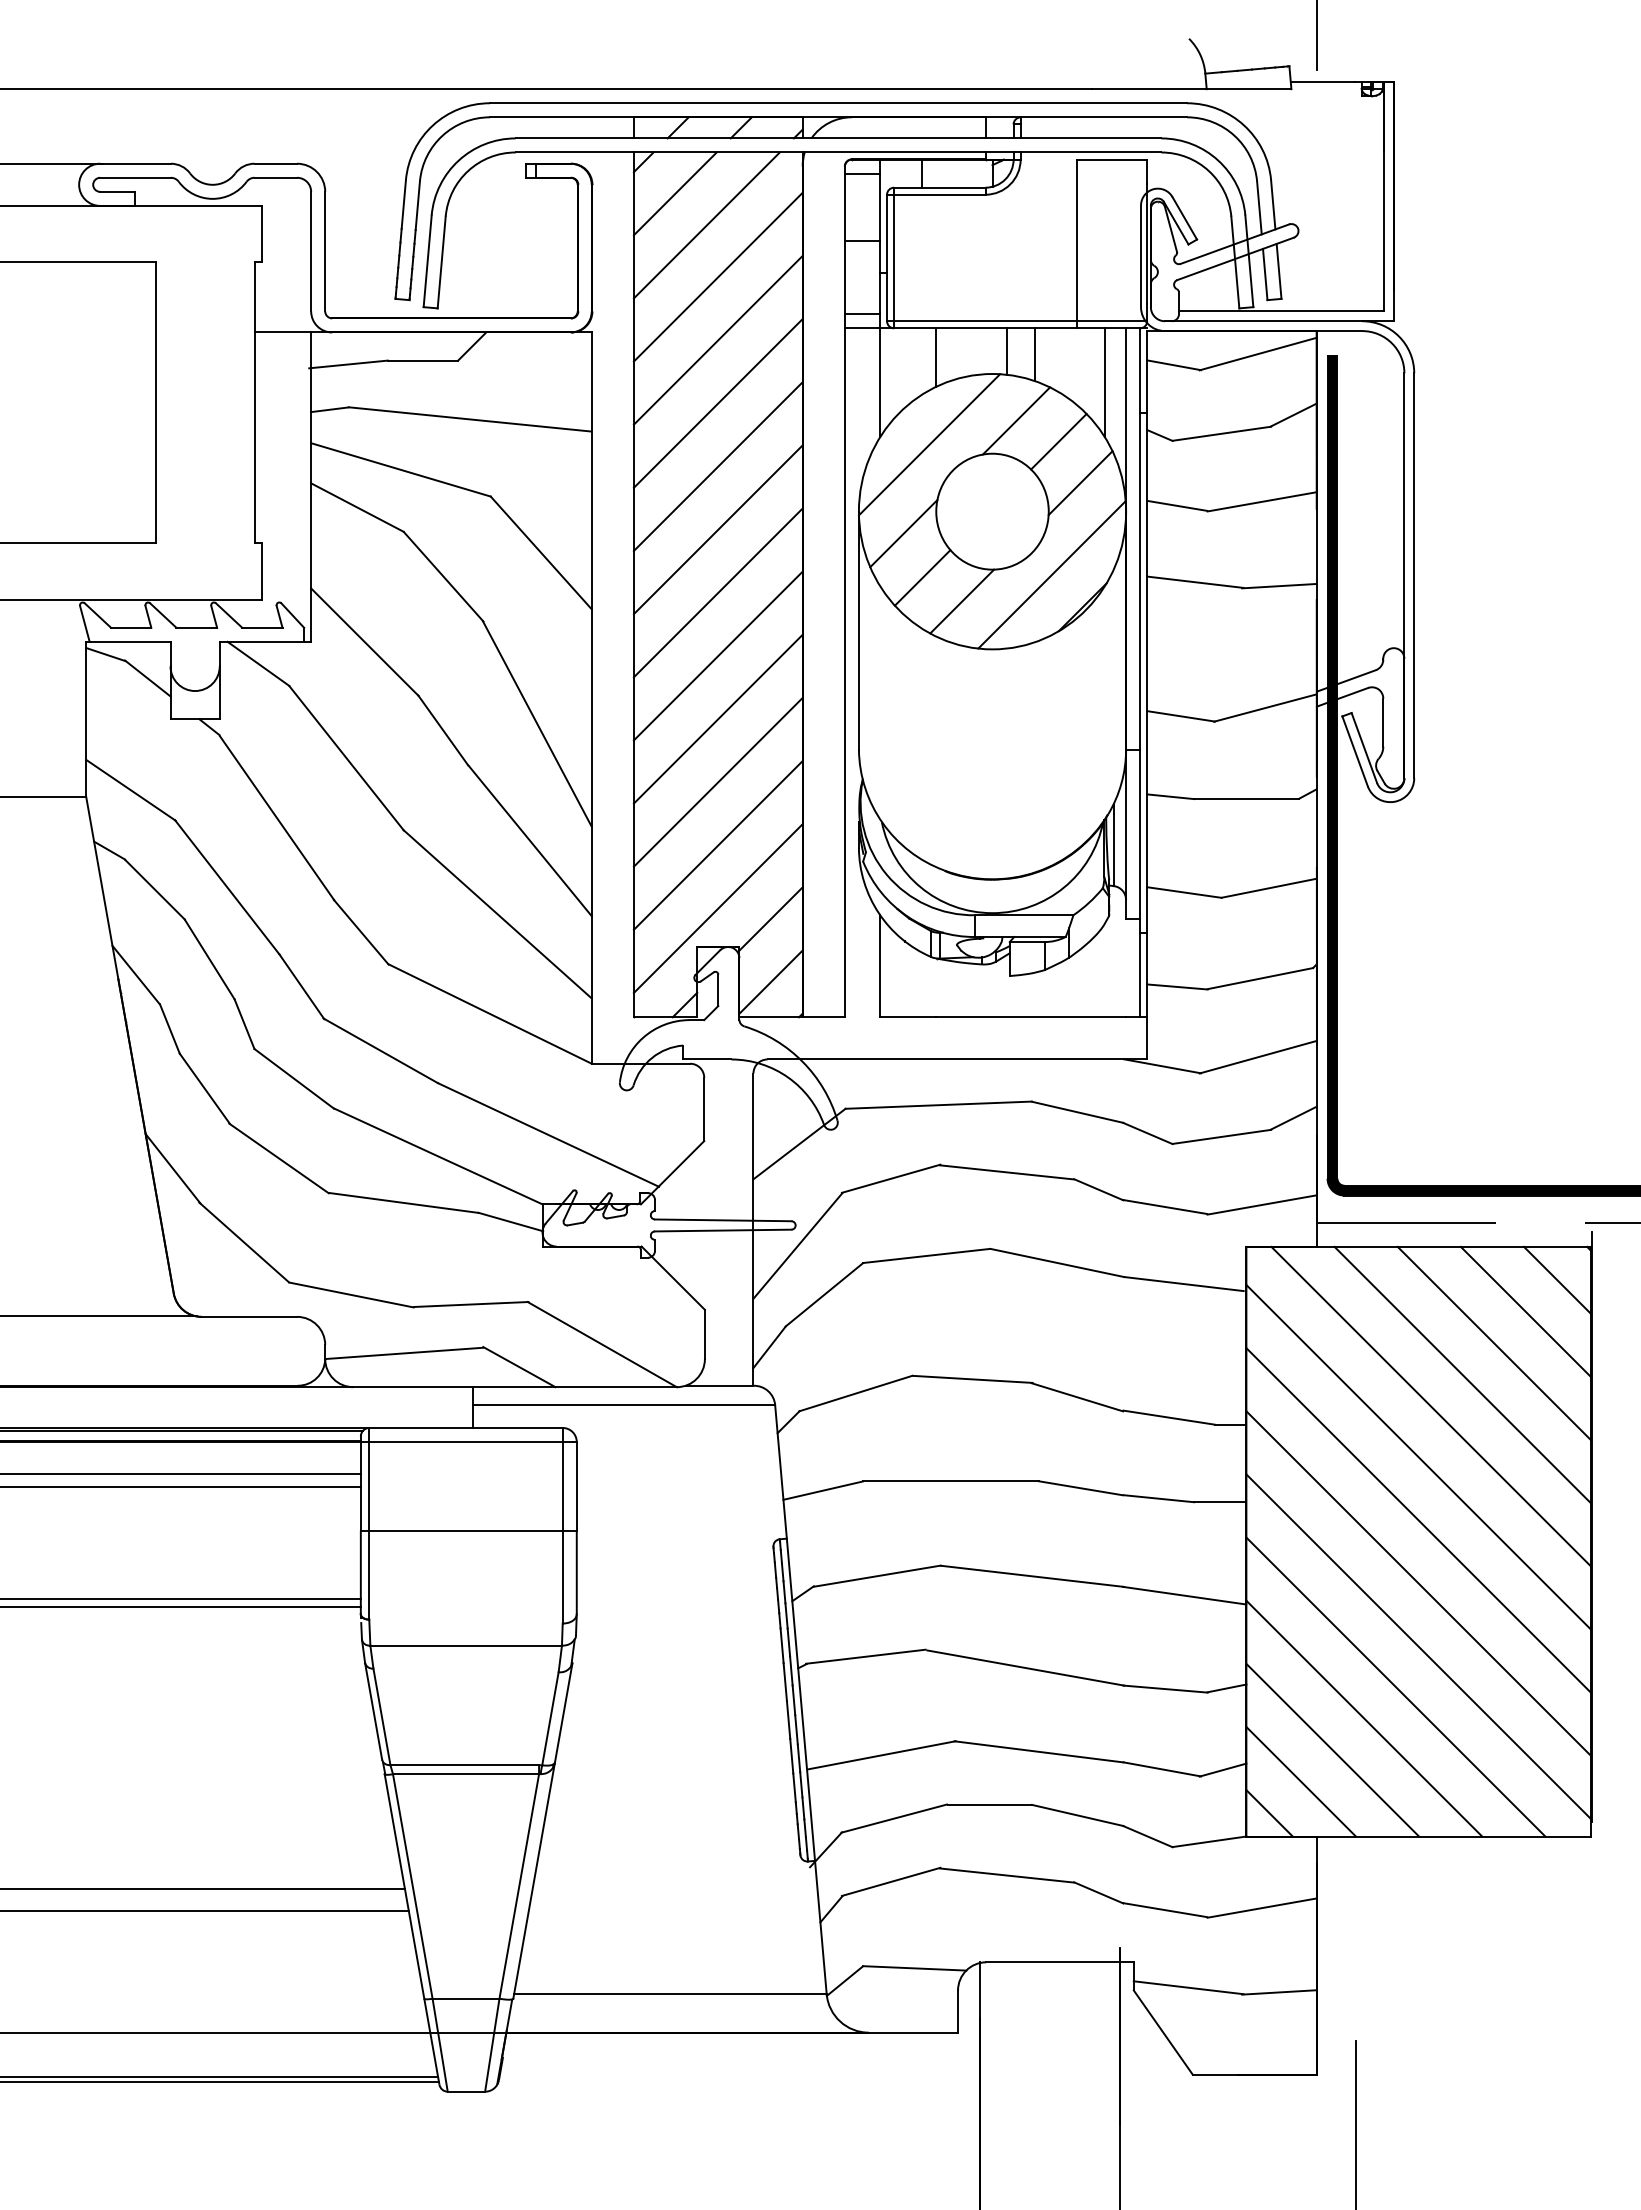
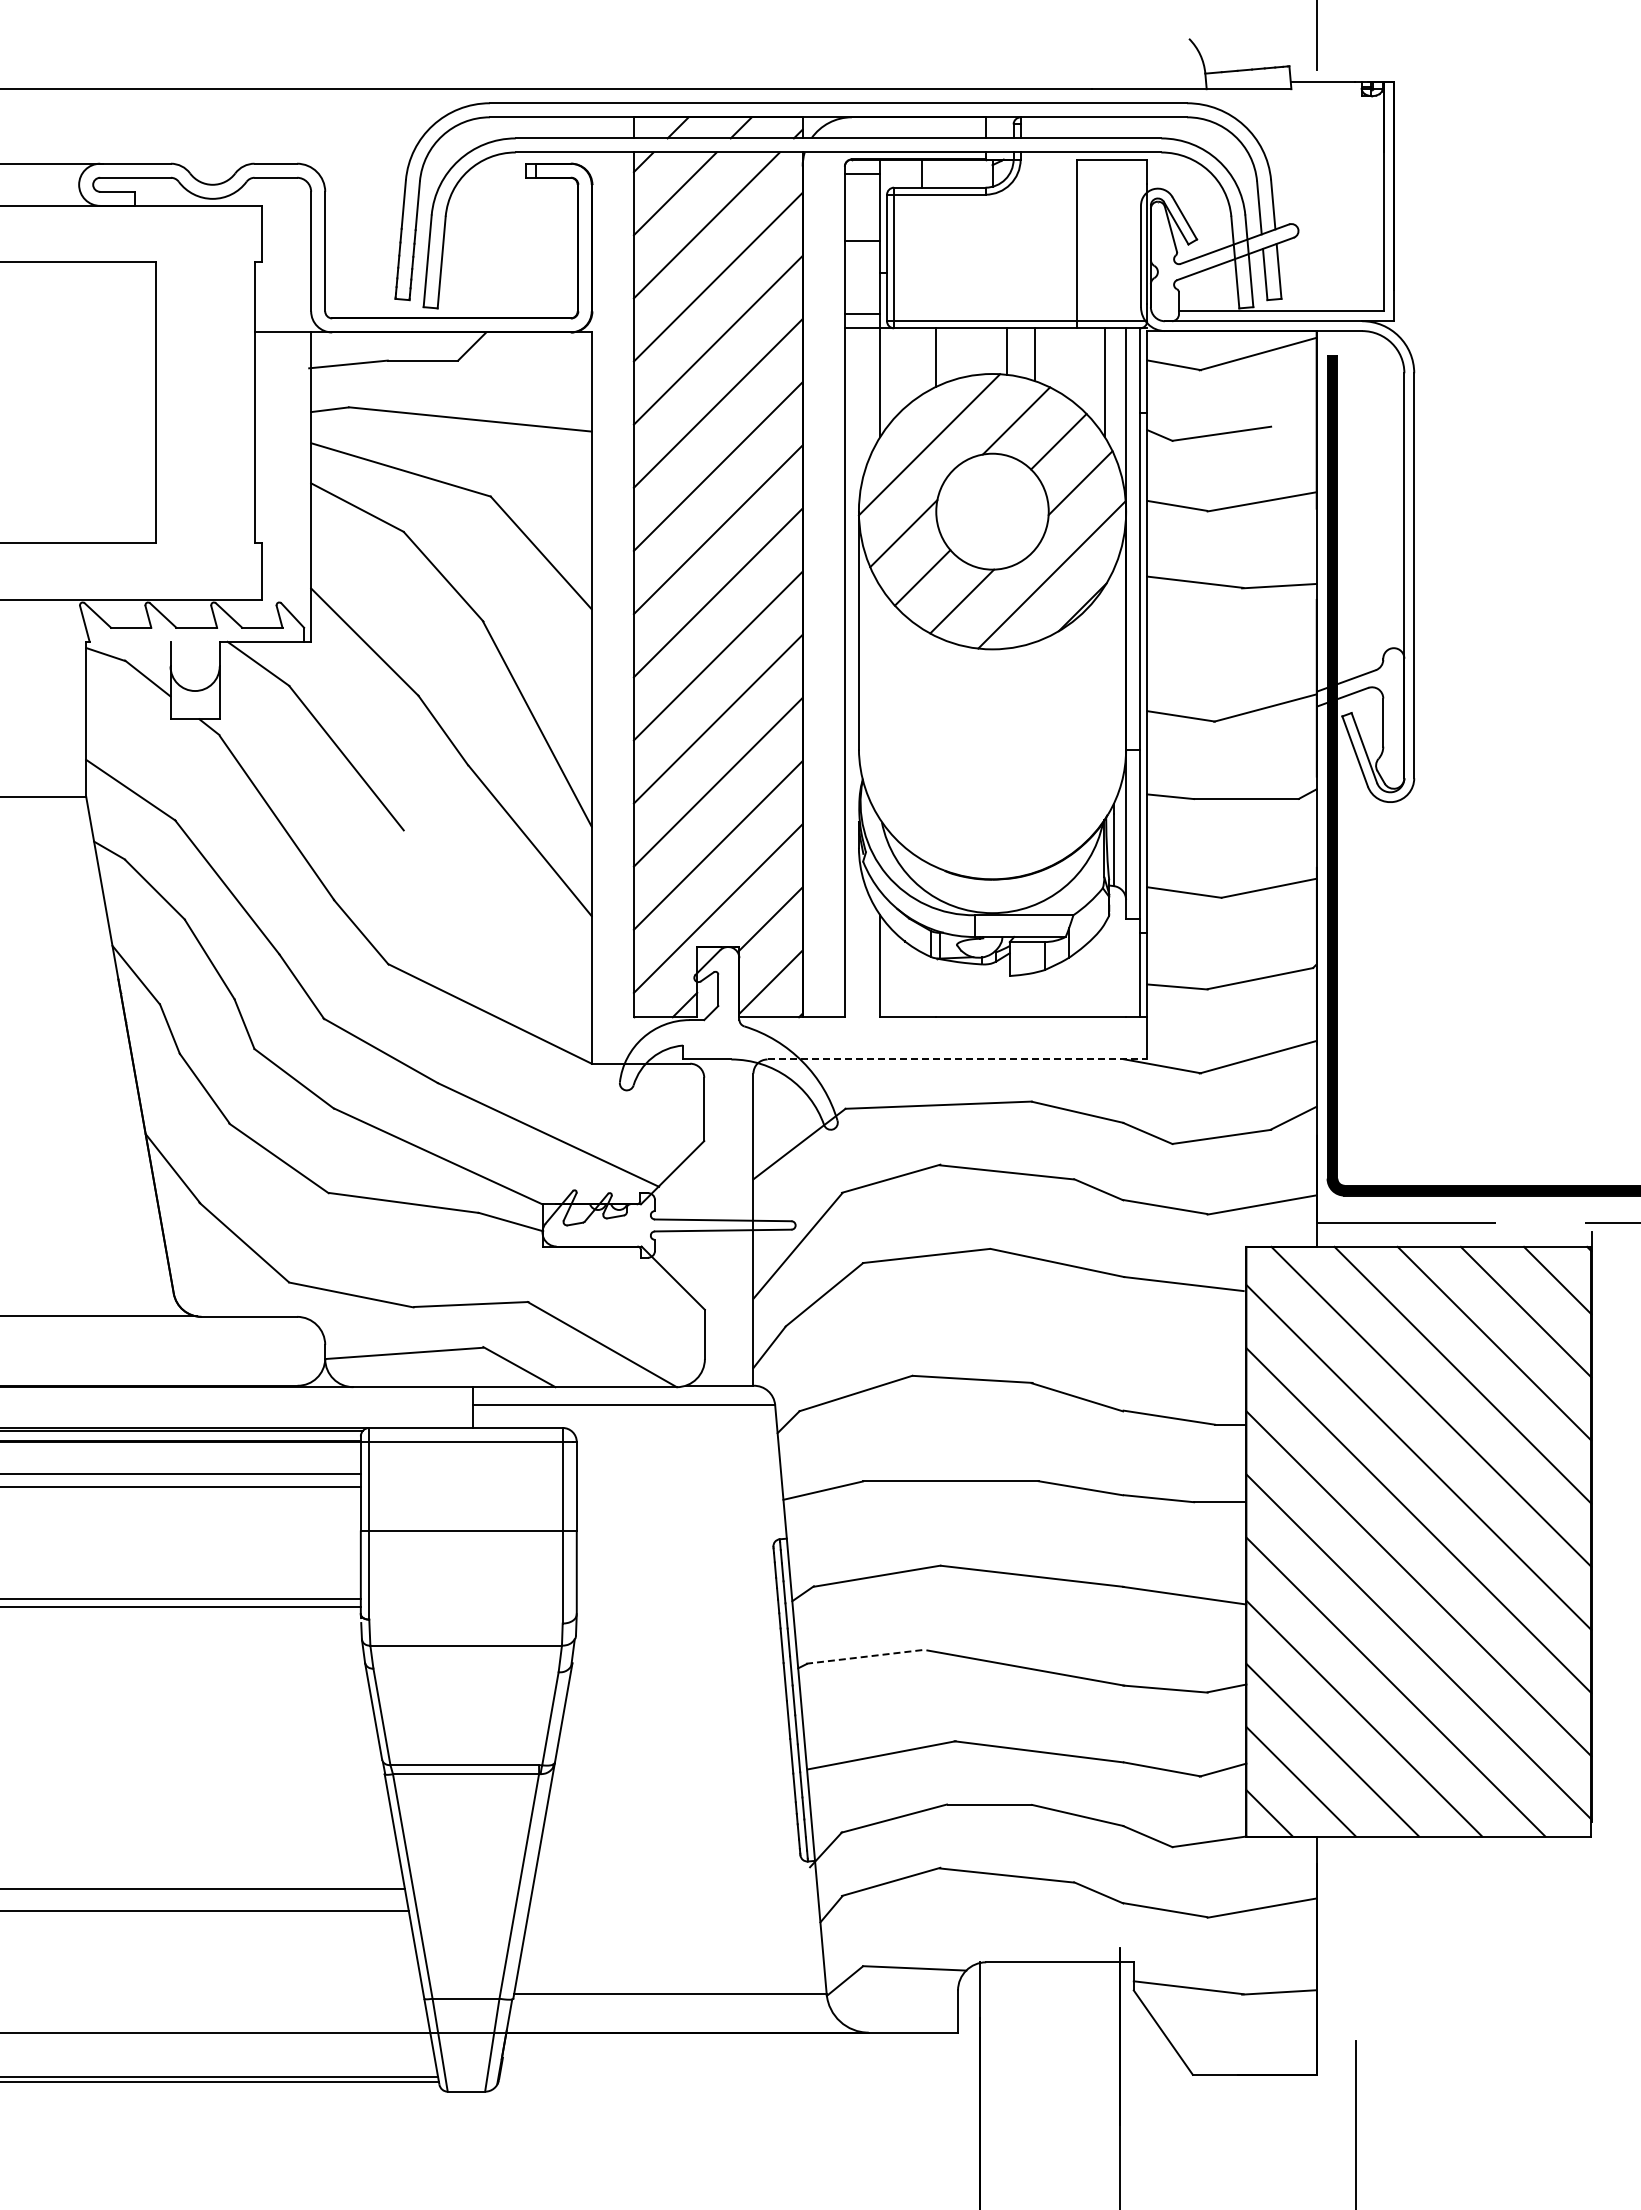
line: present -> none (1293, 414)
line: present -> none (129, 641)
line: present -> none (497, 914)
line: solid -> dashed (957, 1059)
line: solid -> dashed (866, 1656)
